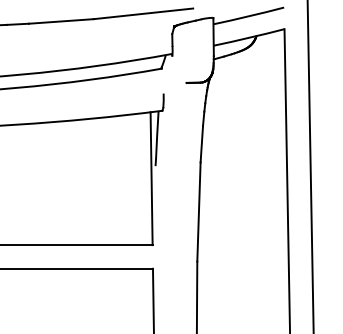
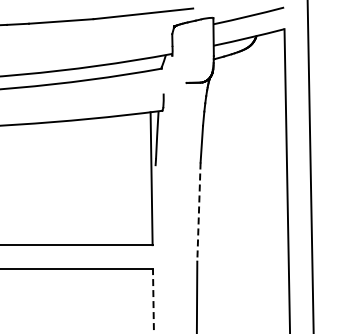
line: solid -> dashed (198, 212)
line: solid -> dashed (153, 300)
